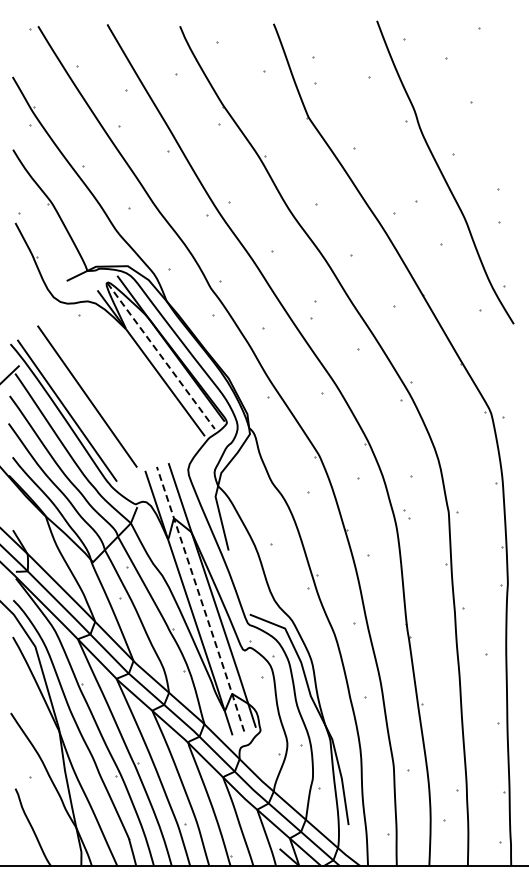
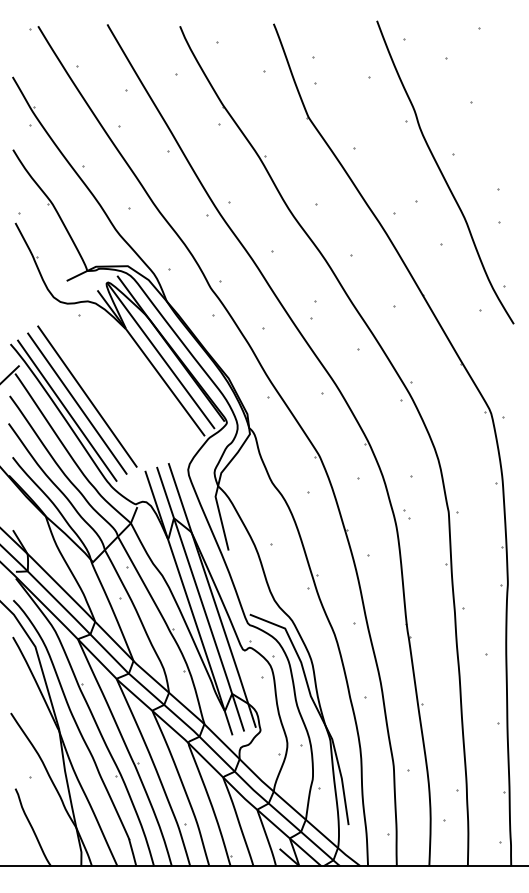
line: dashed -> solid (161, 356)
line: none -> present (77, 403)
line: dashed -> solid (200, 599)
